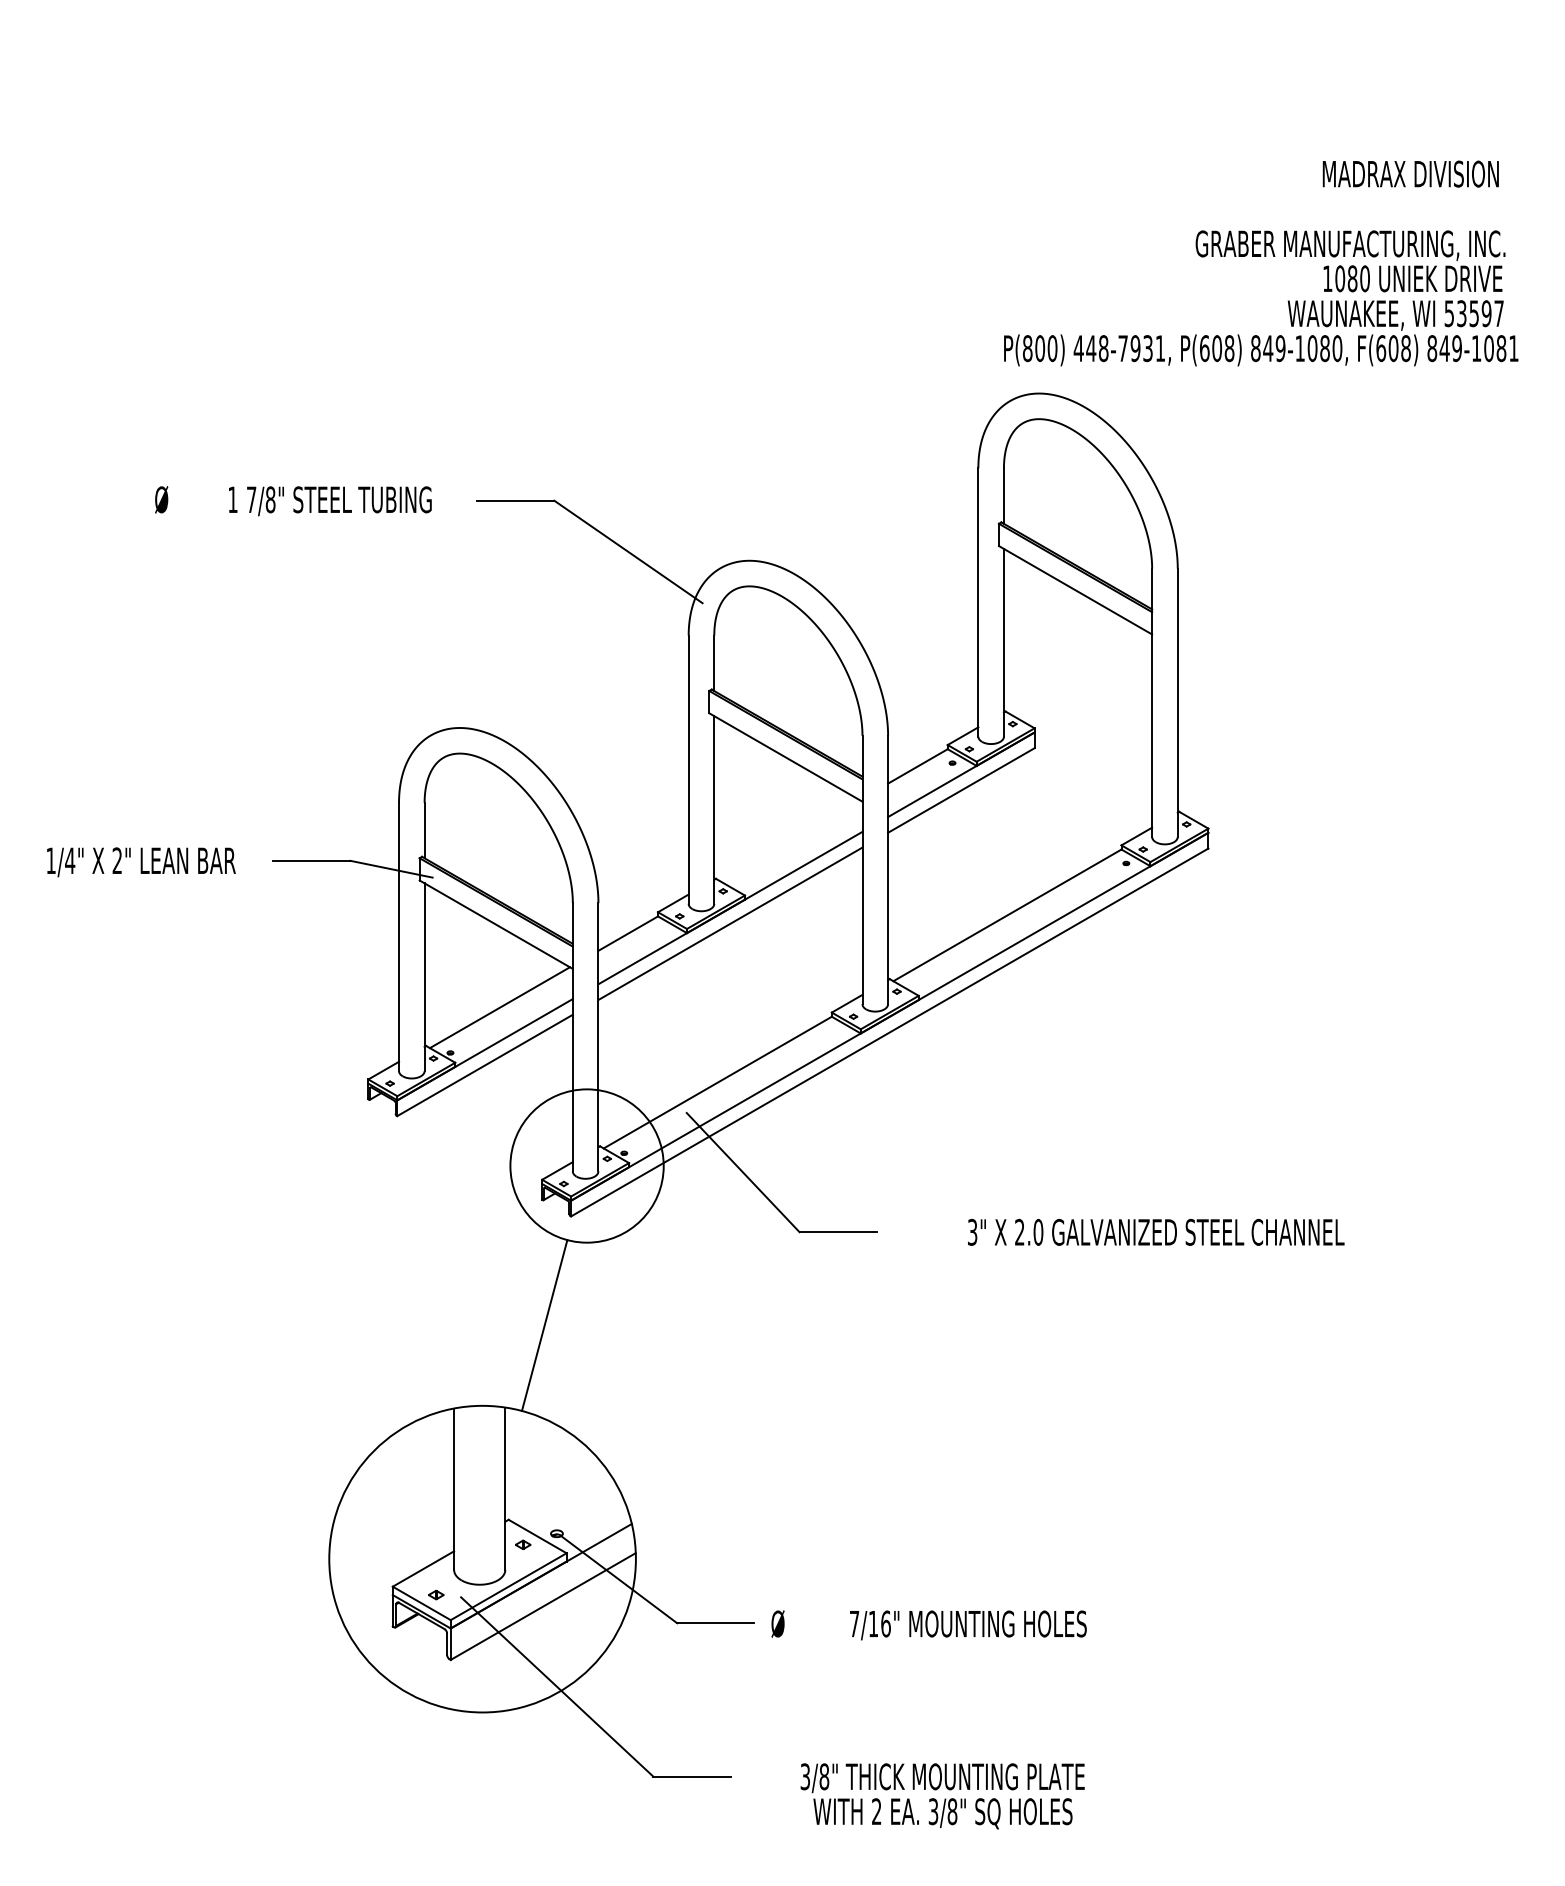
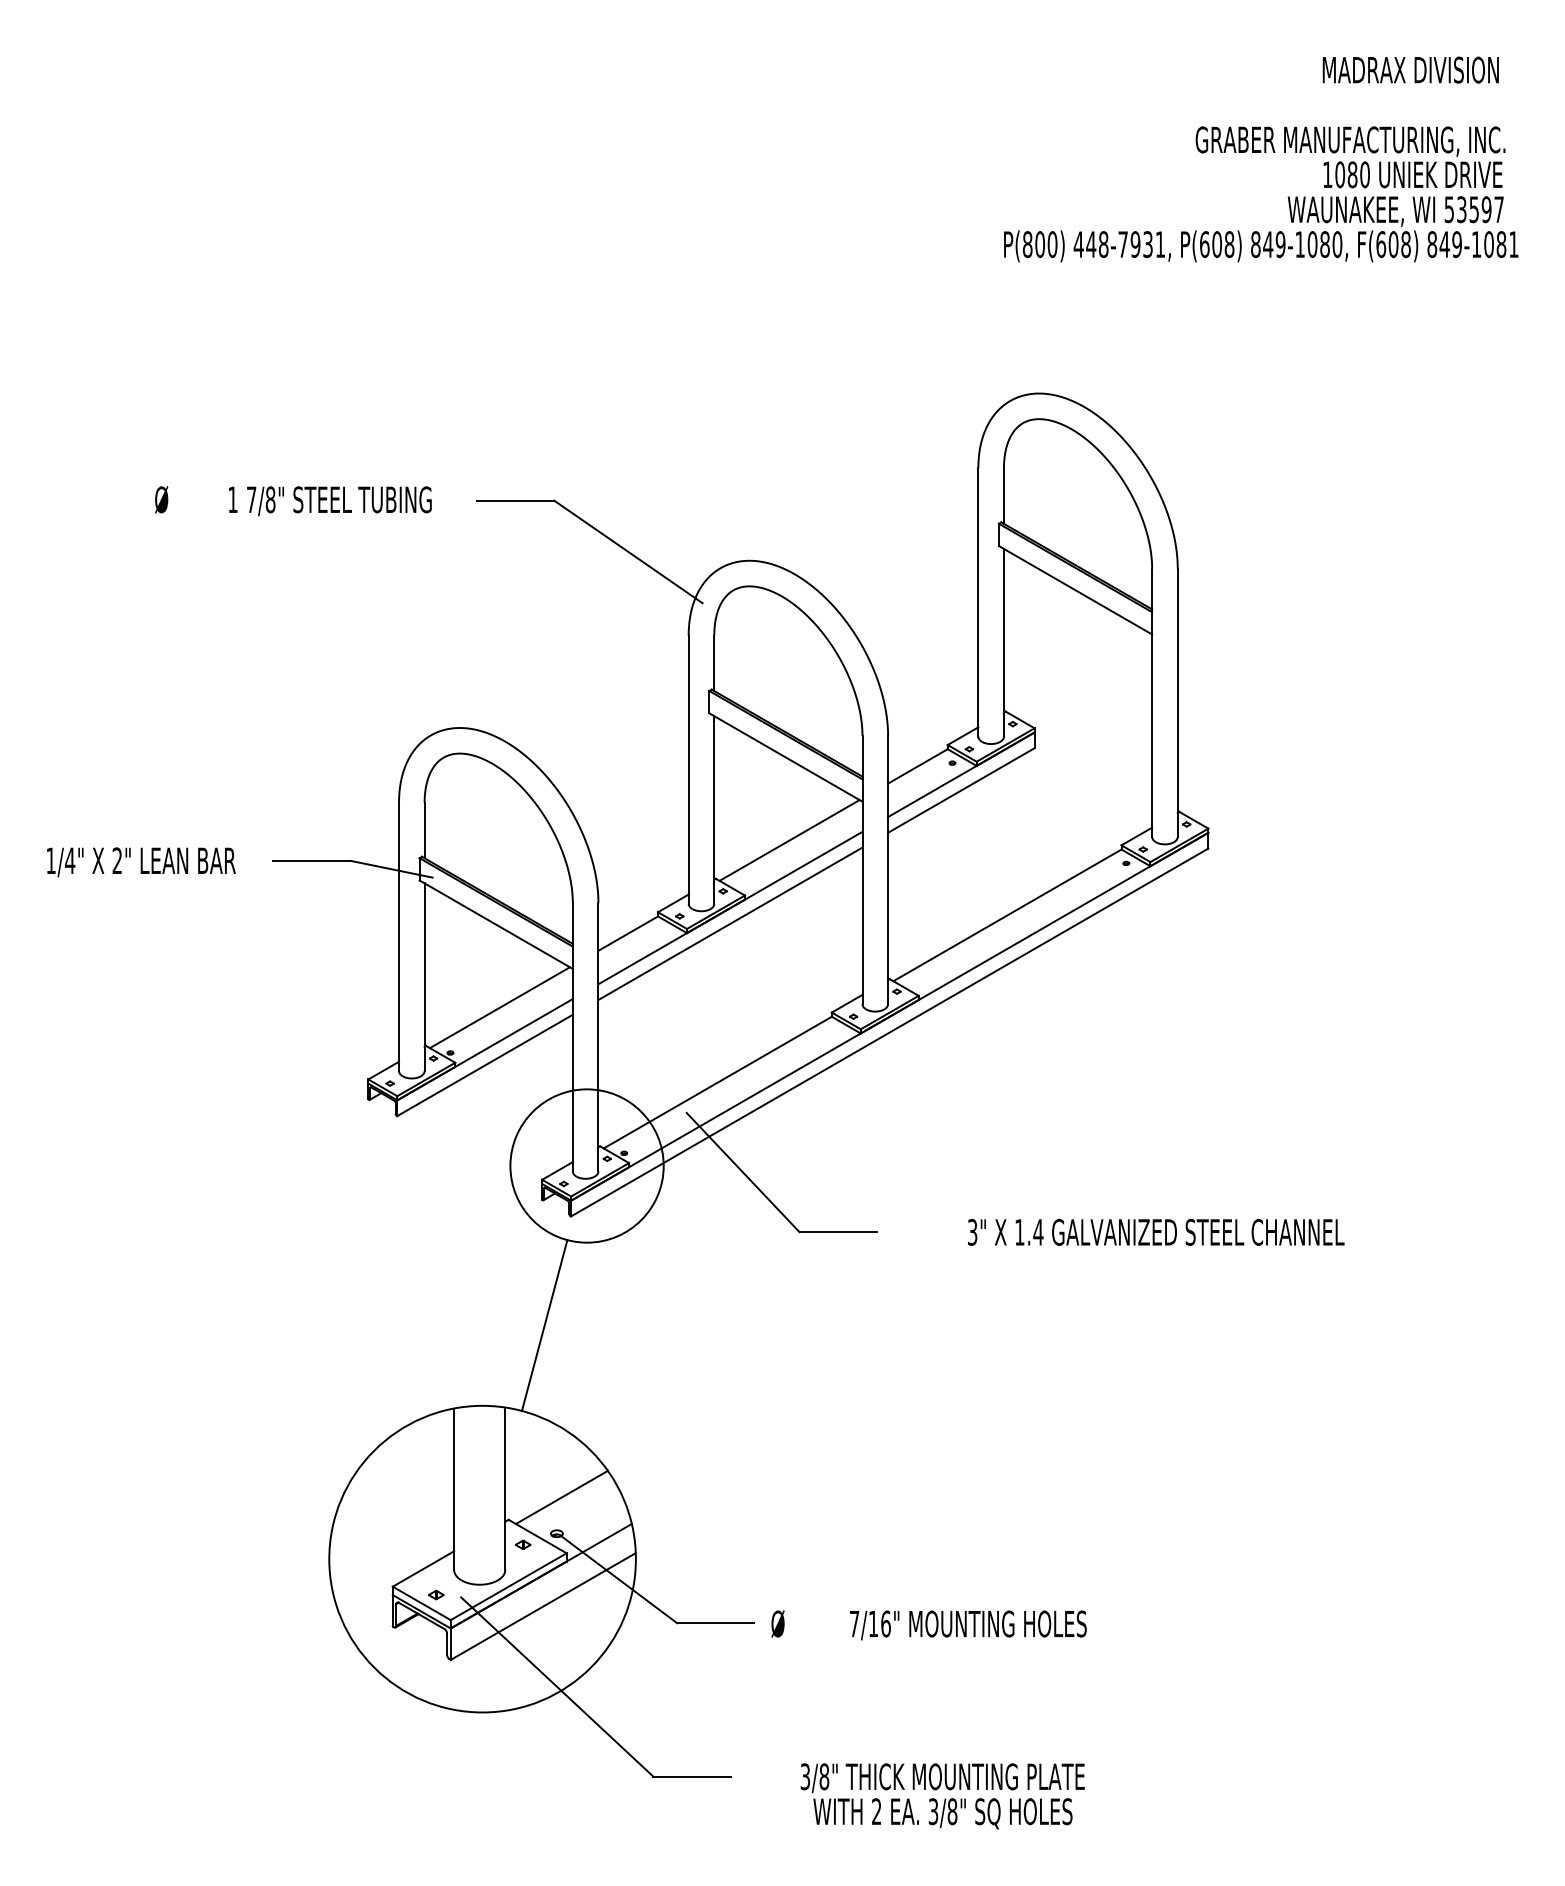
text position: (1261, 263) -> (1261, 159) (1261, 159)
line: none -> present (789, 840)
text: 2.0 -> 1.4 (1029, 1231)
line: none -> present (561, 1496)
